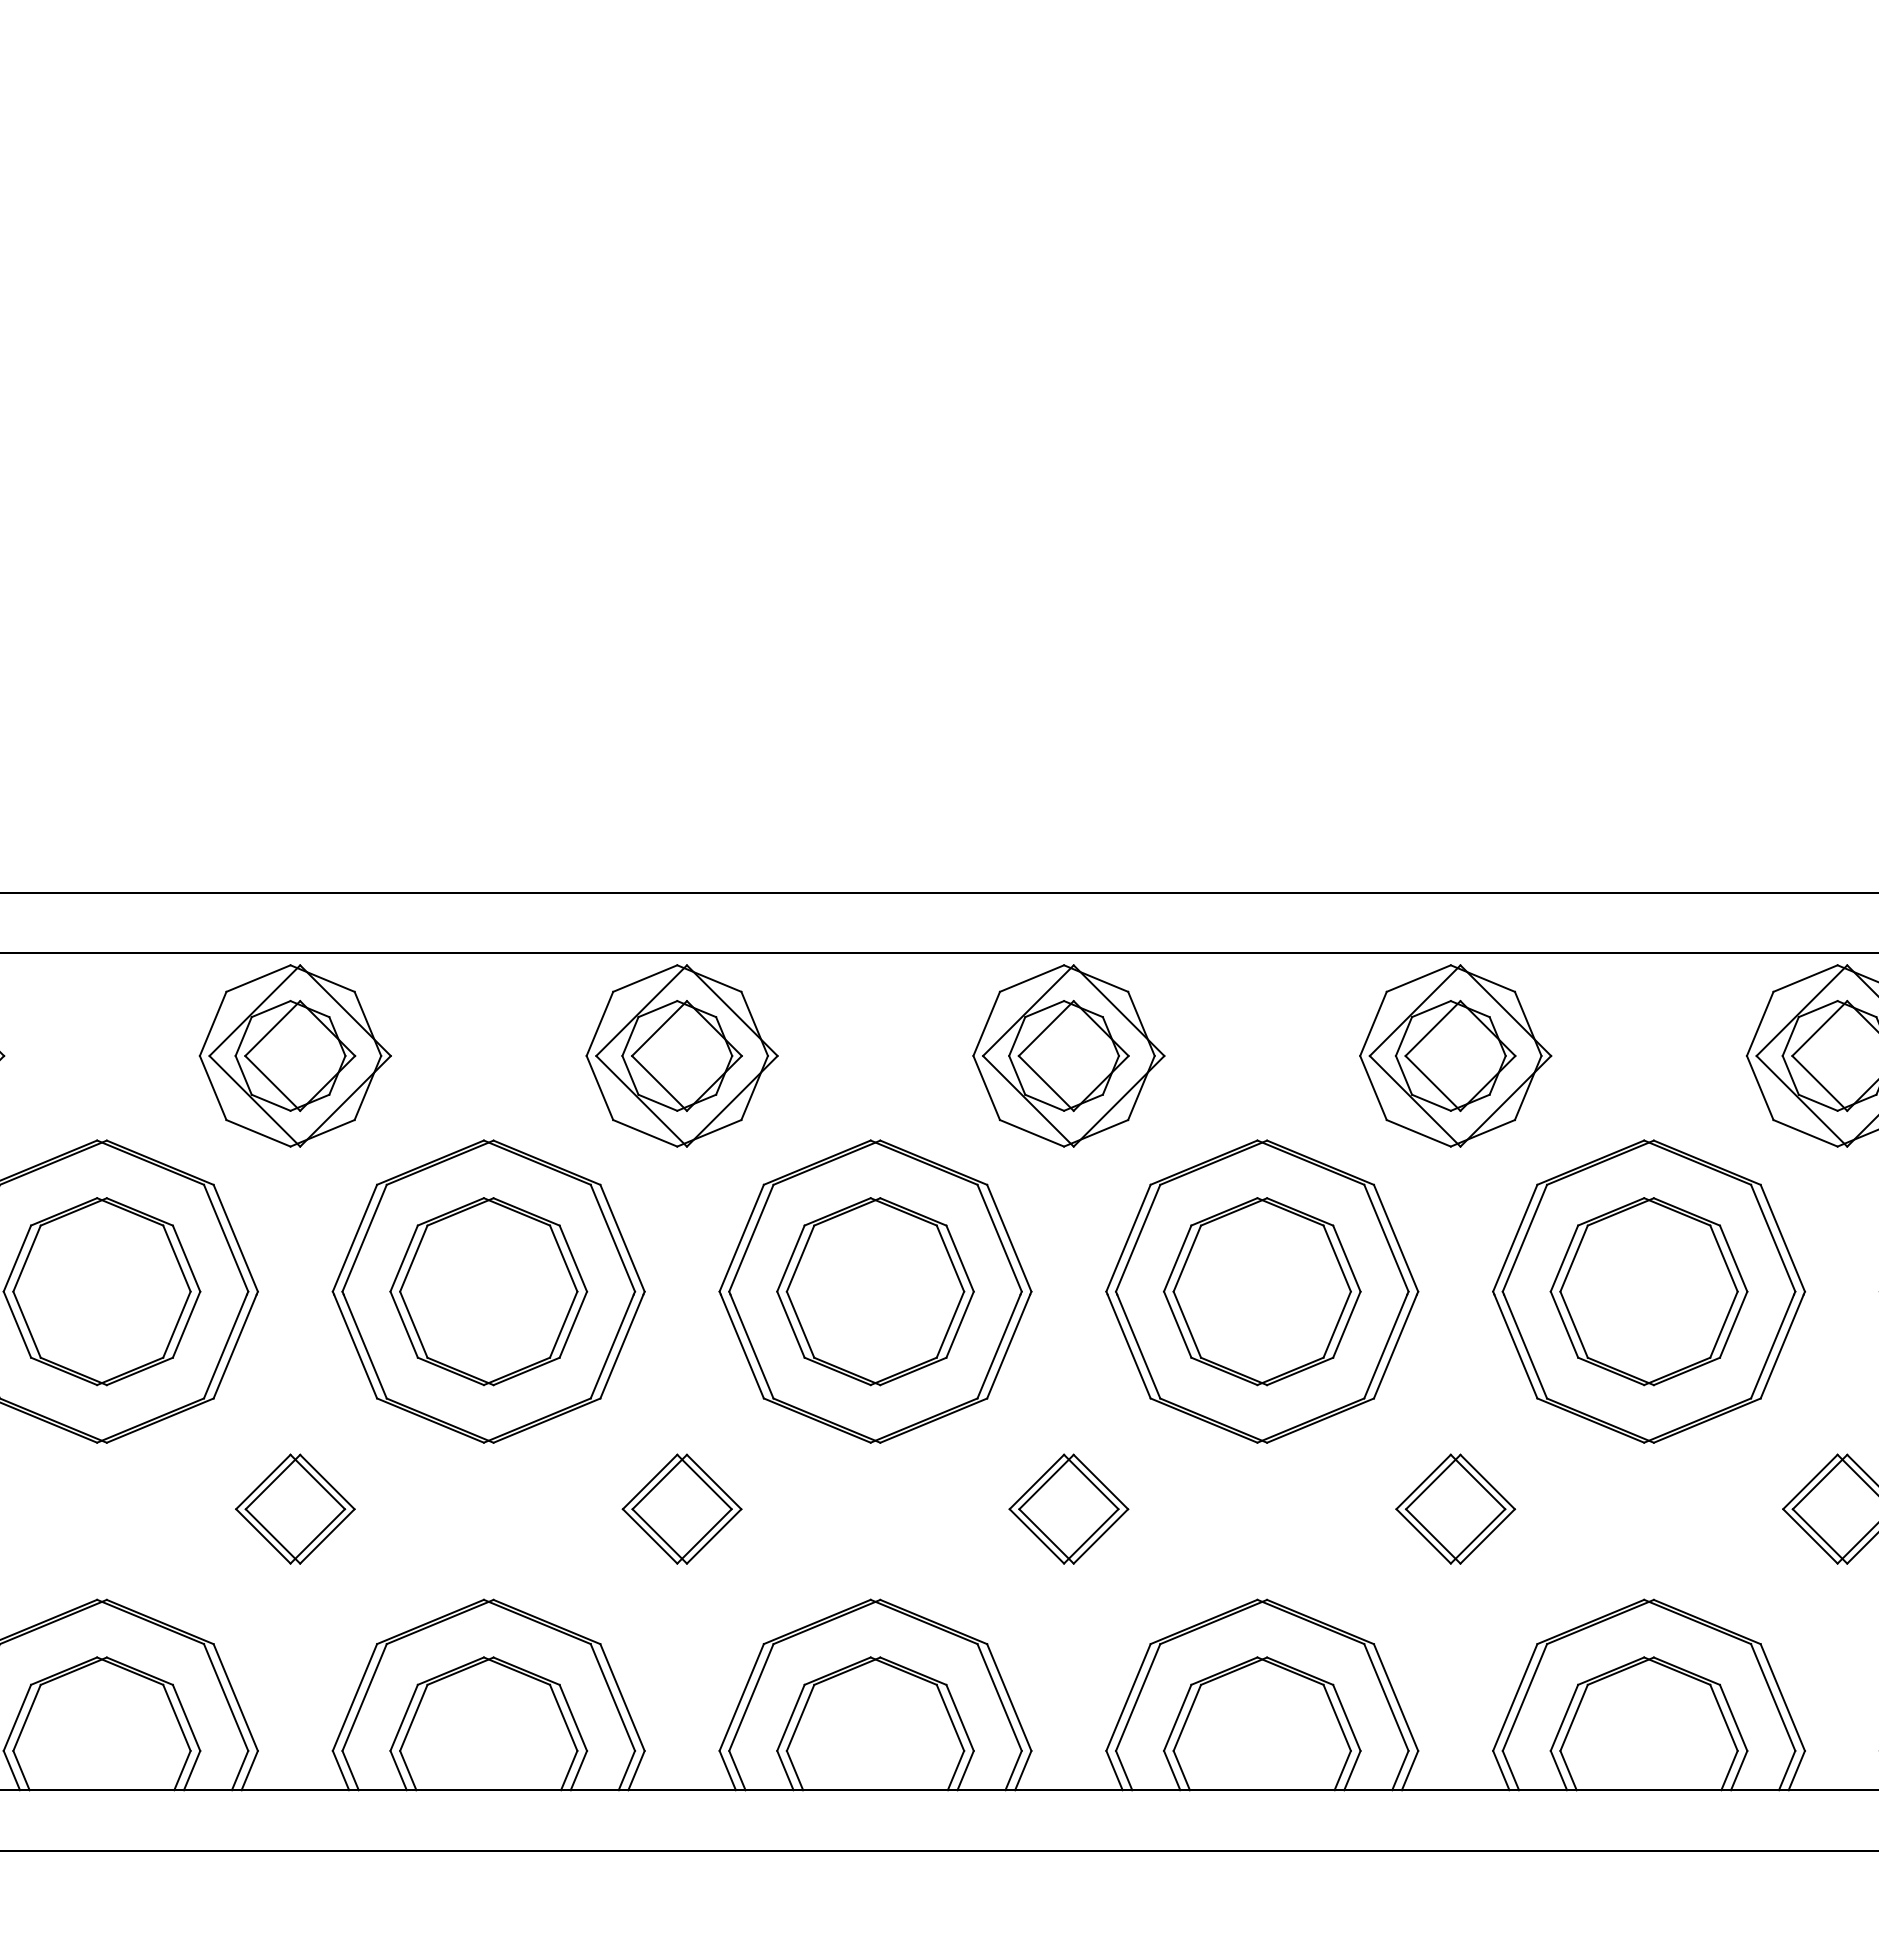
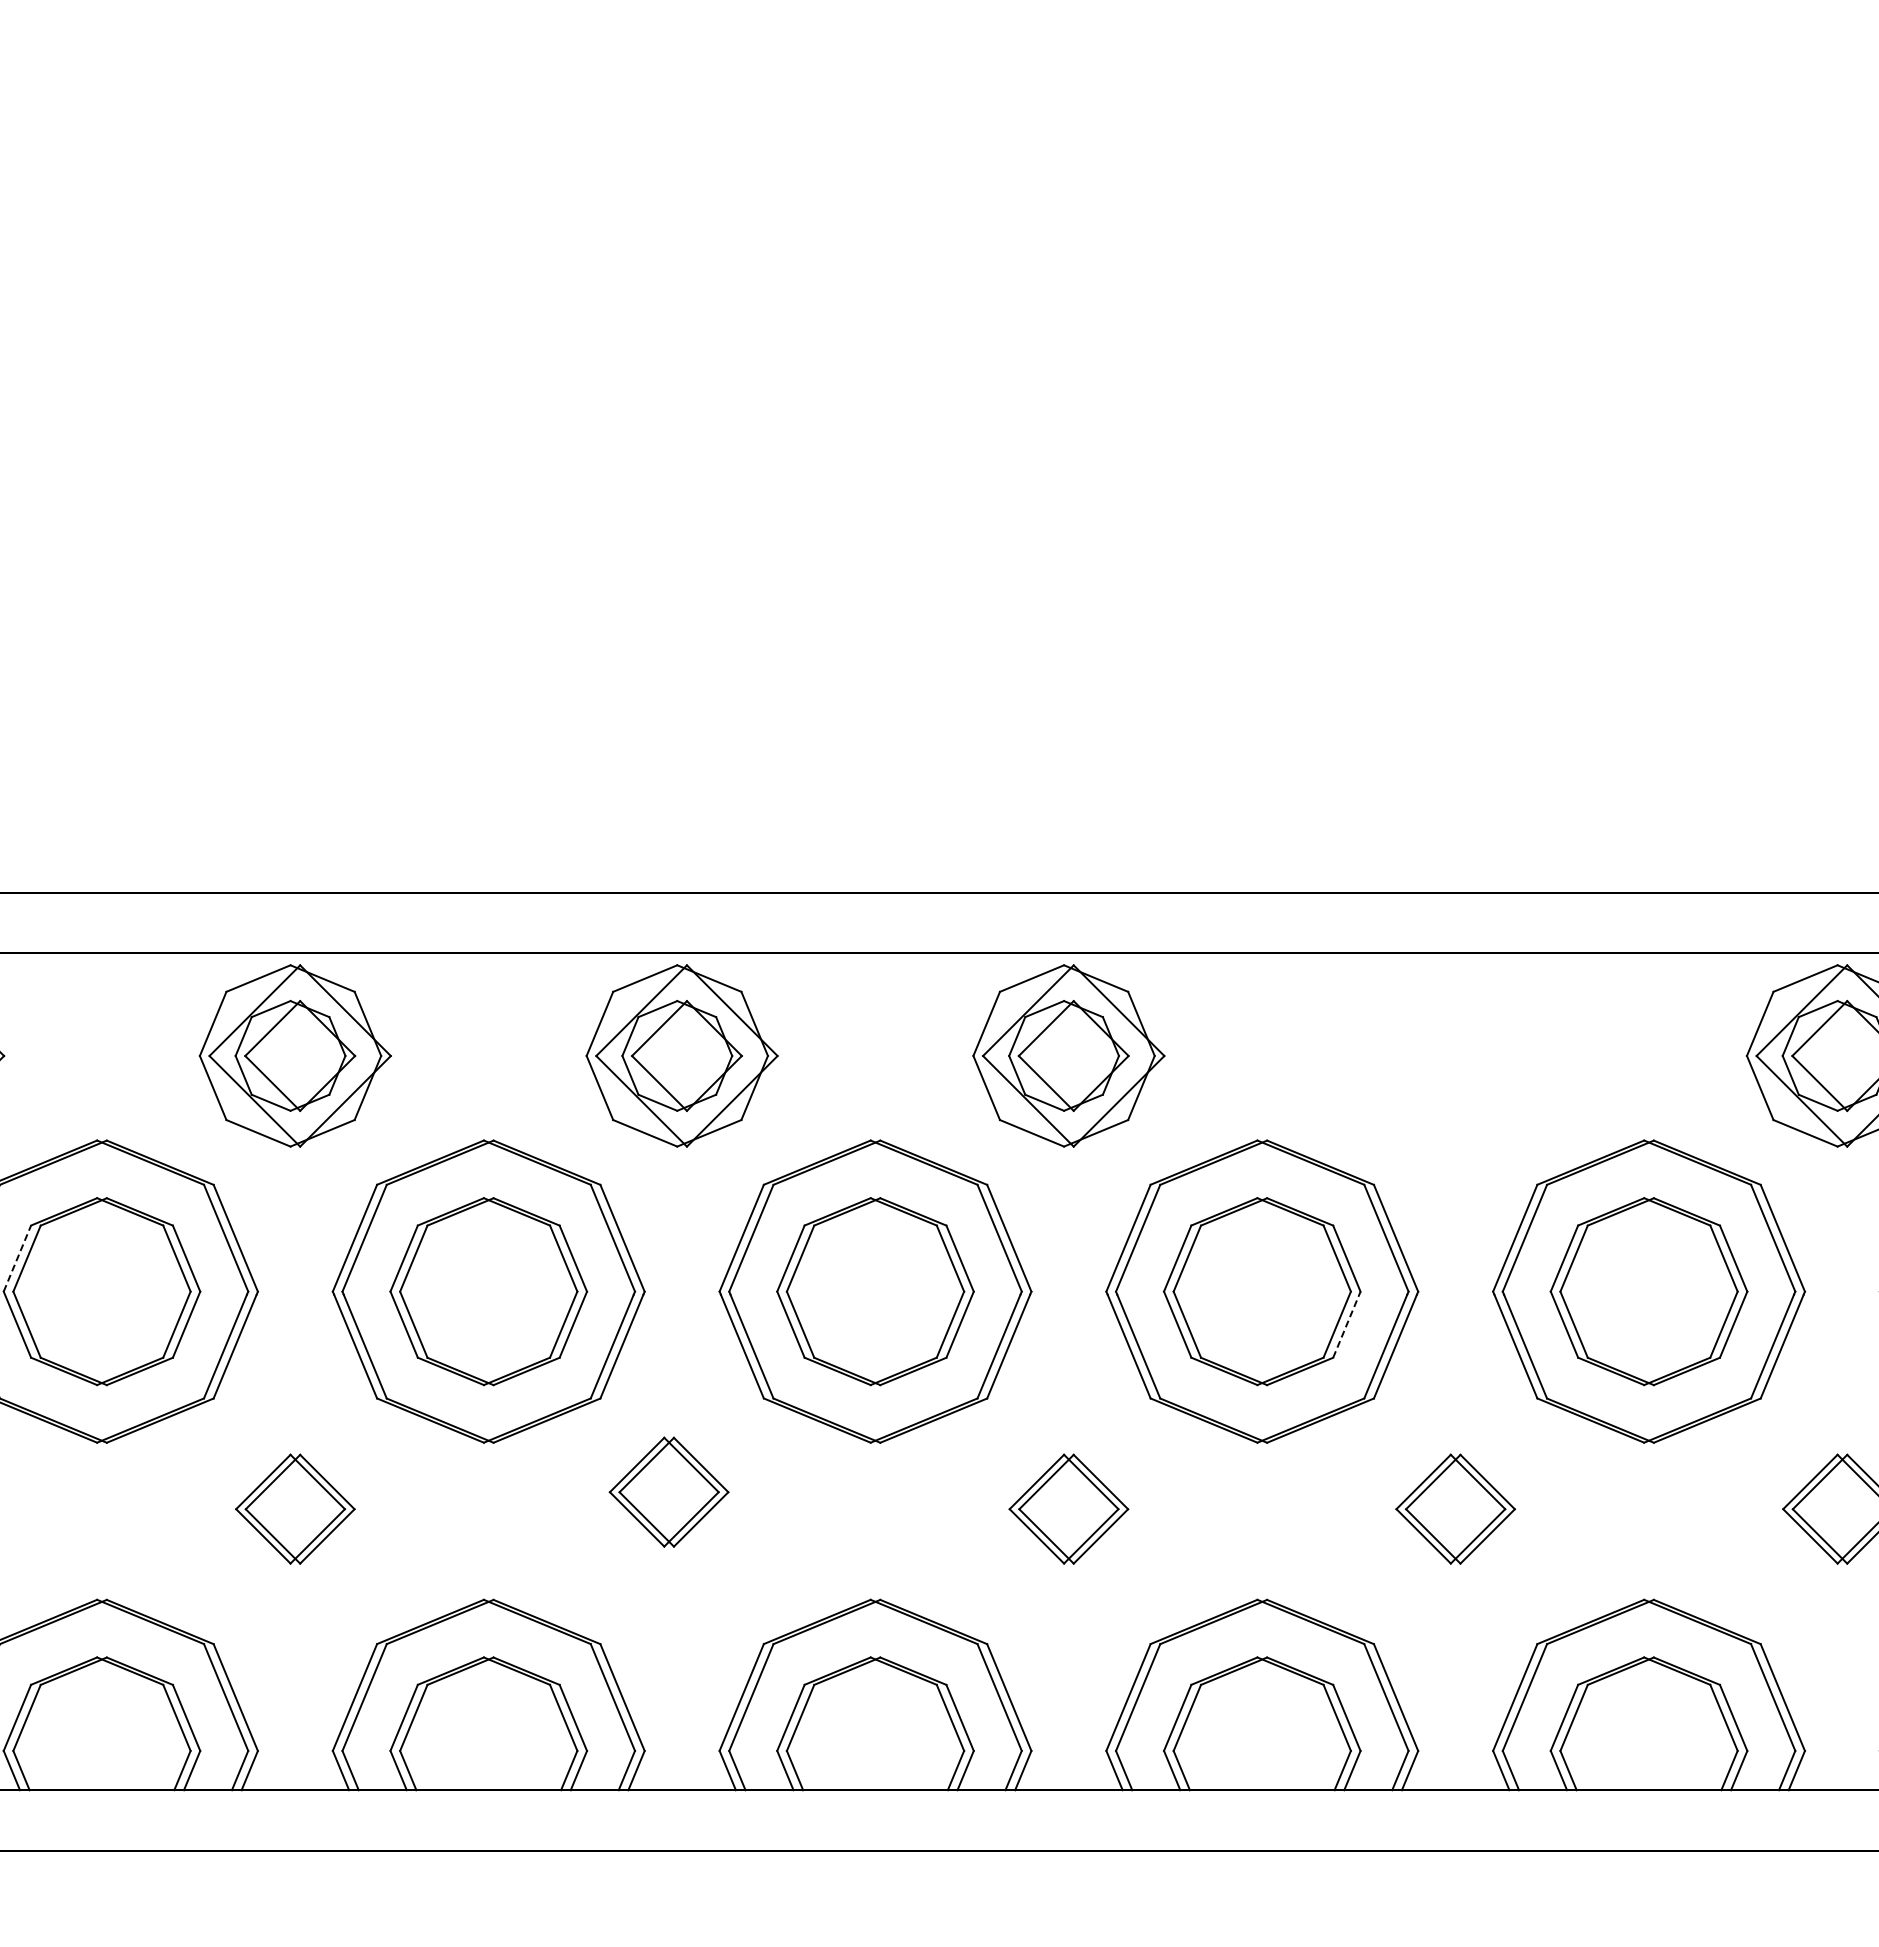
part: present -> none (1455, 1055)
line: solid -> dashed (17, 1258)
line: solid -> dashed (1346, 1324)
part position: (681, 1508) -> (668, 1491) (668, 1491)
